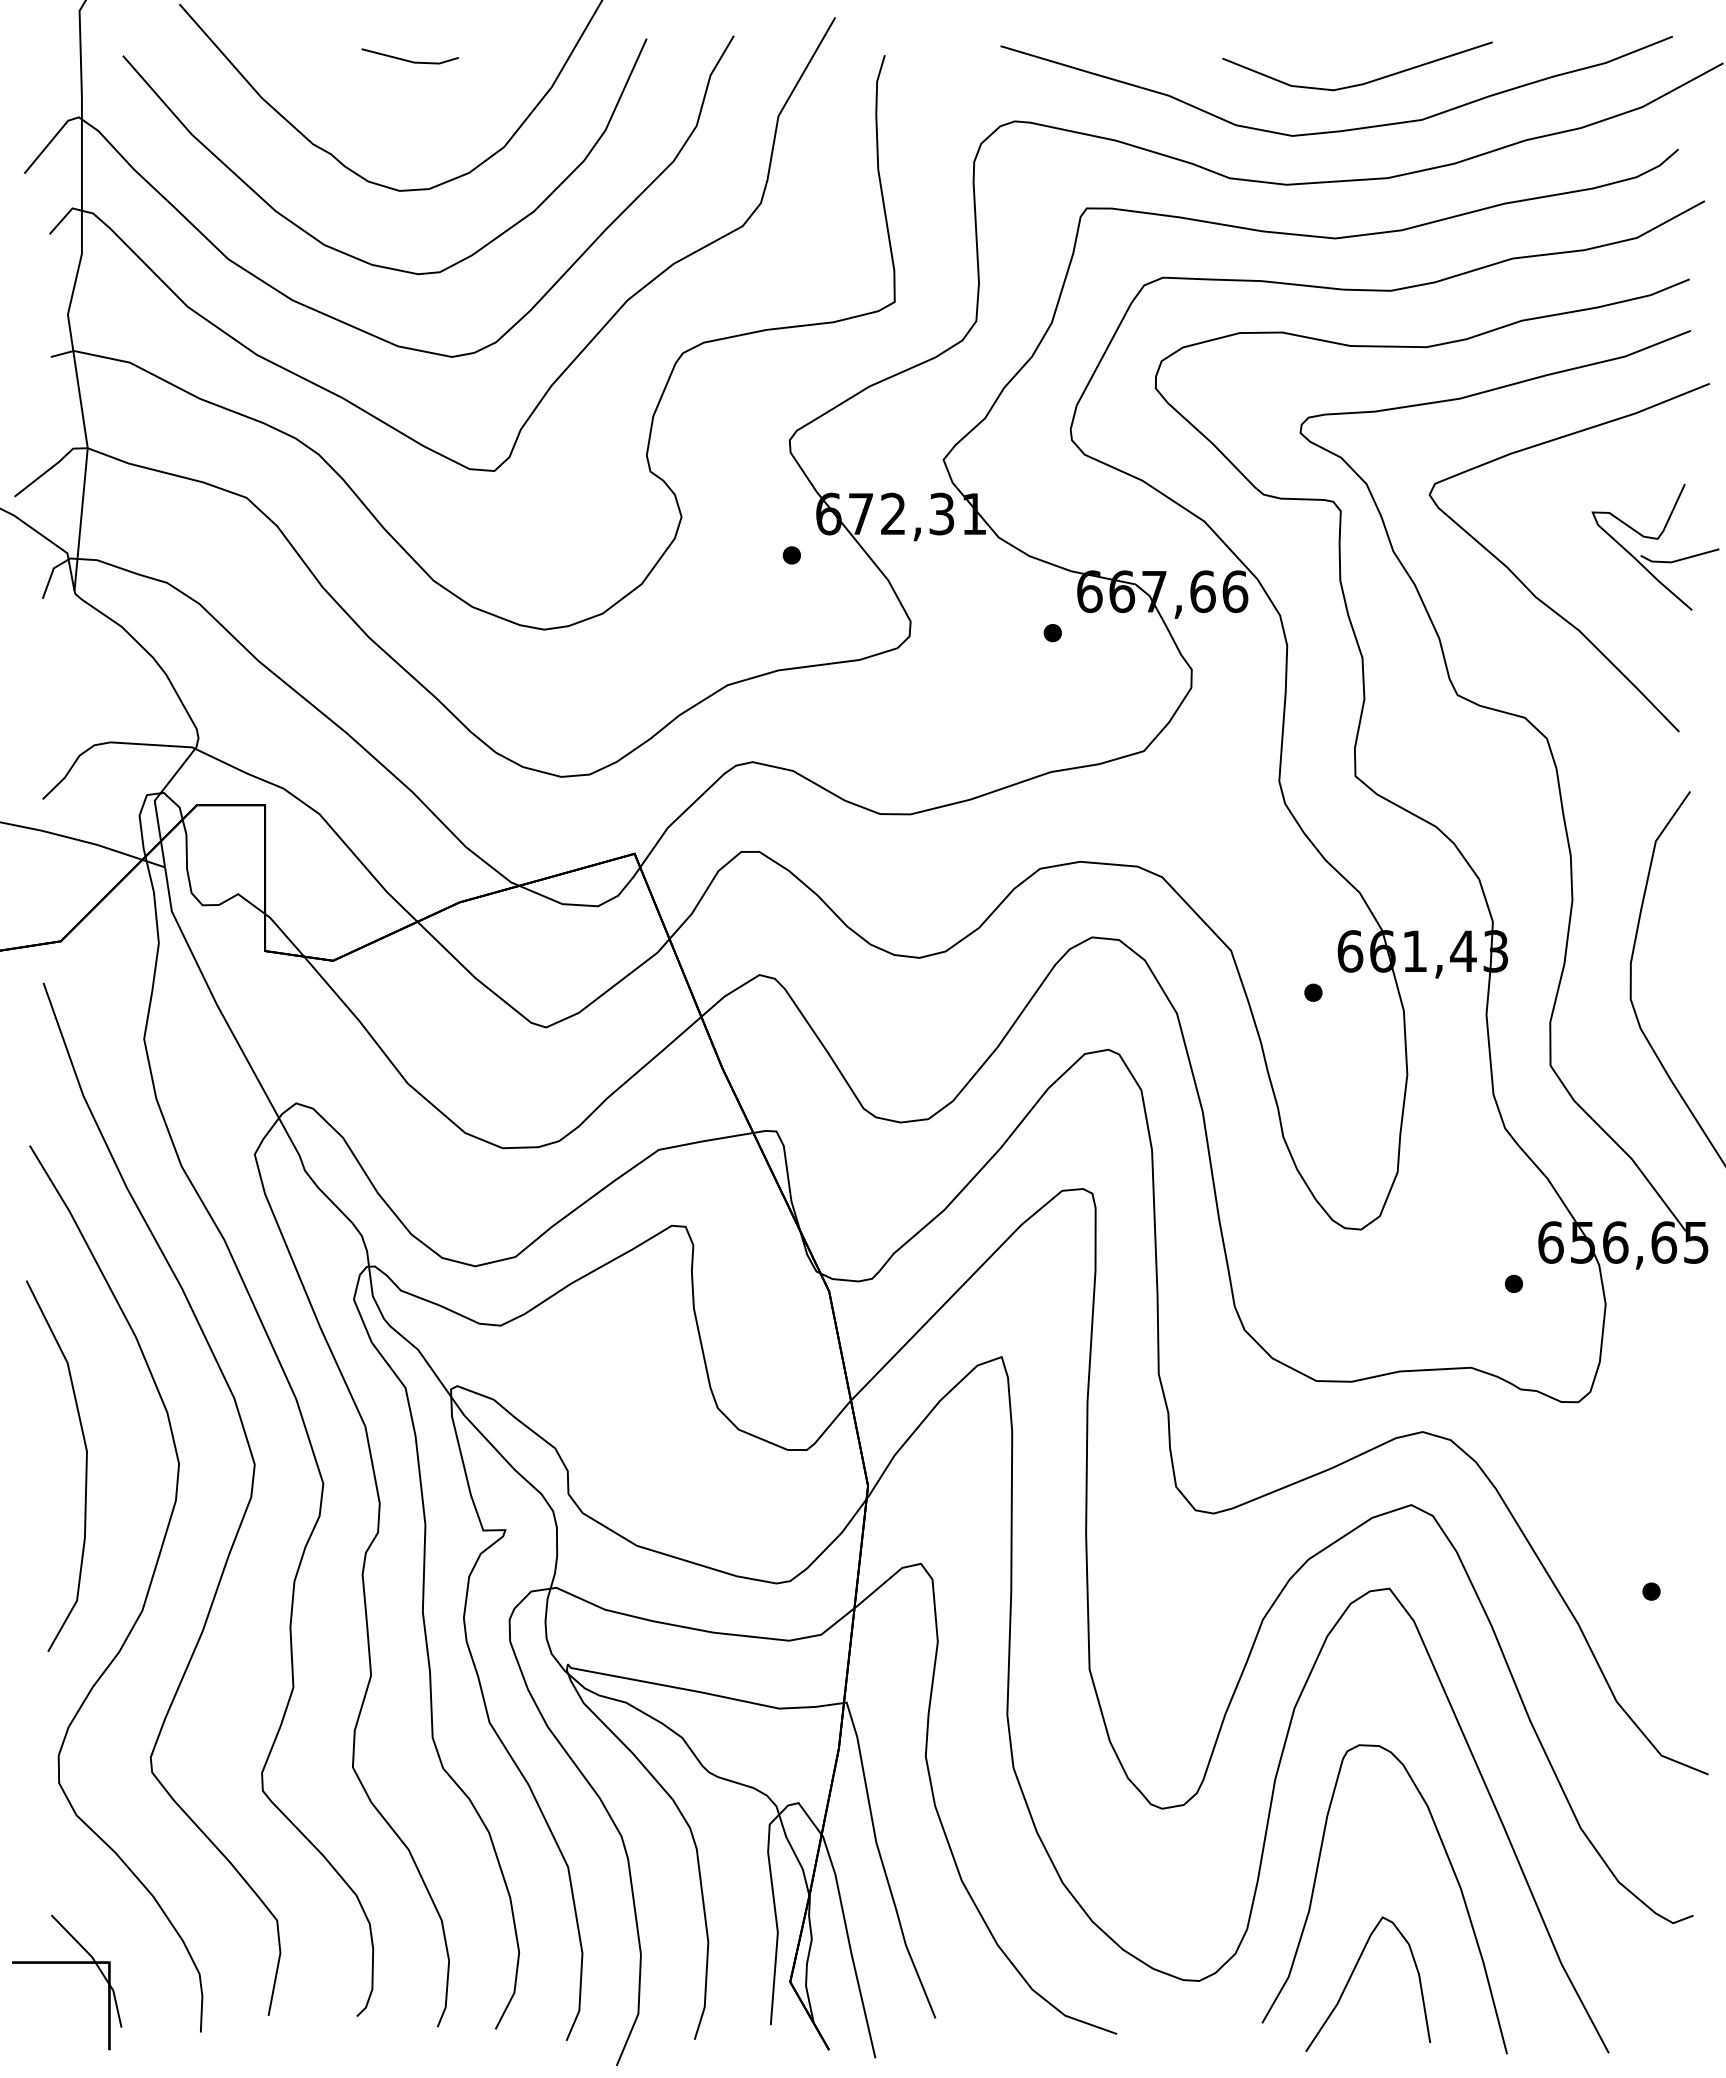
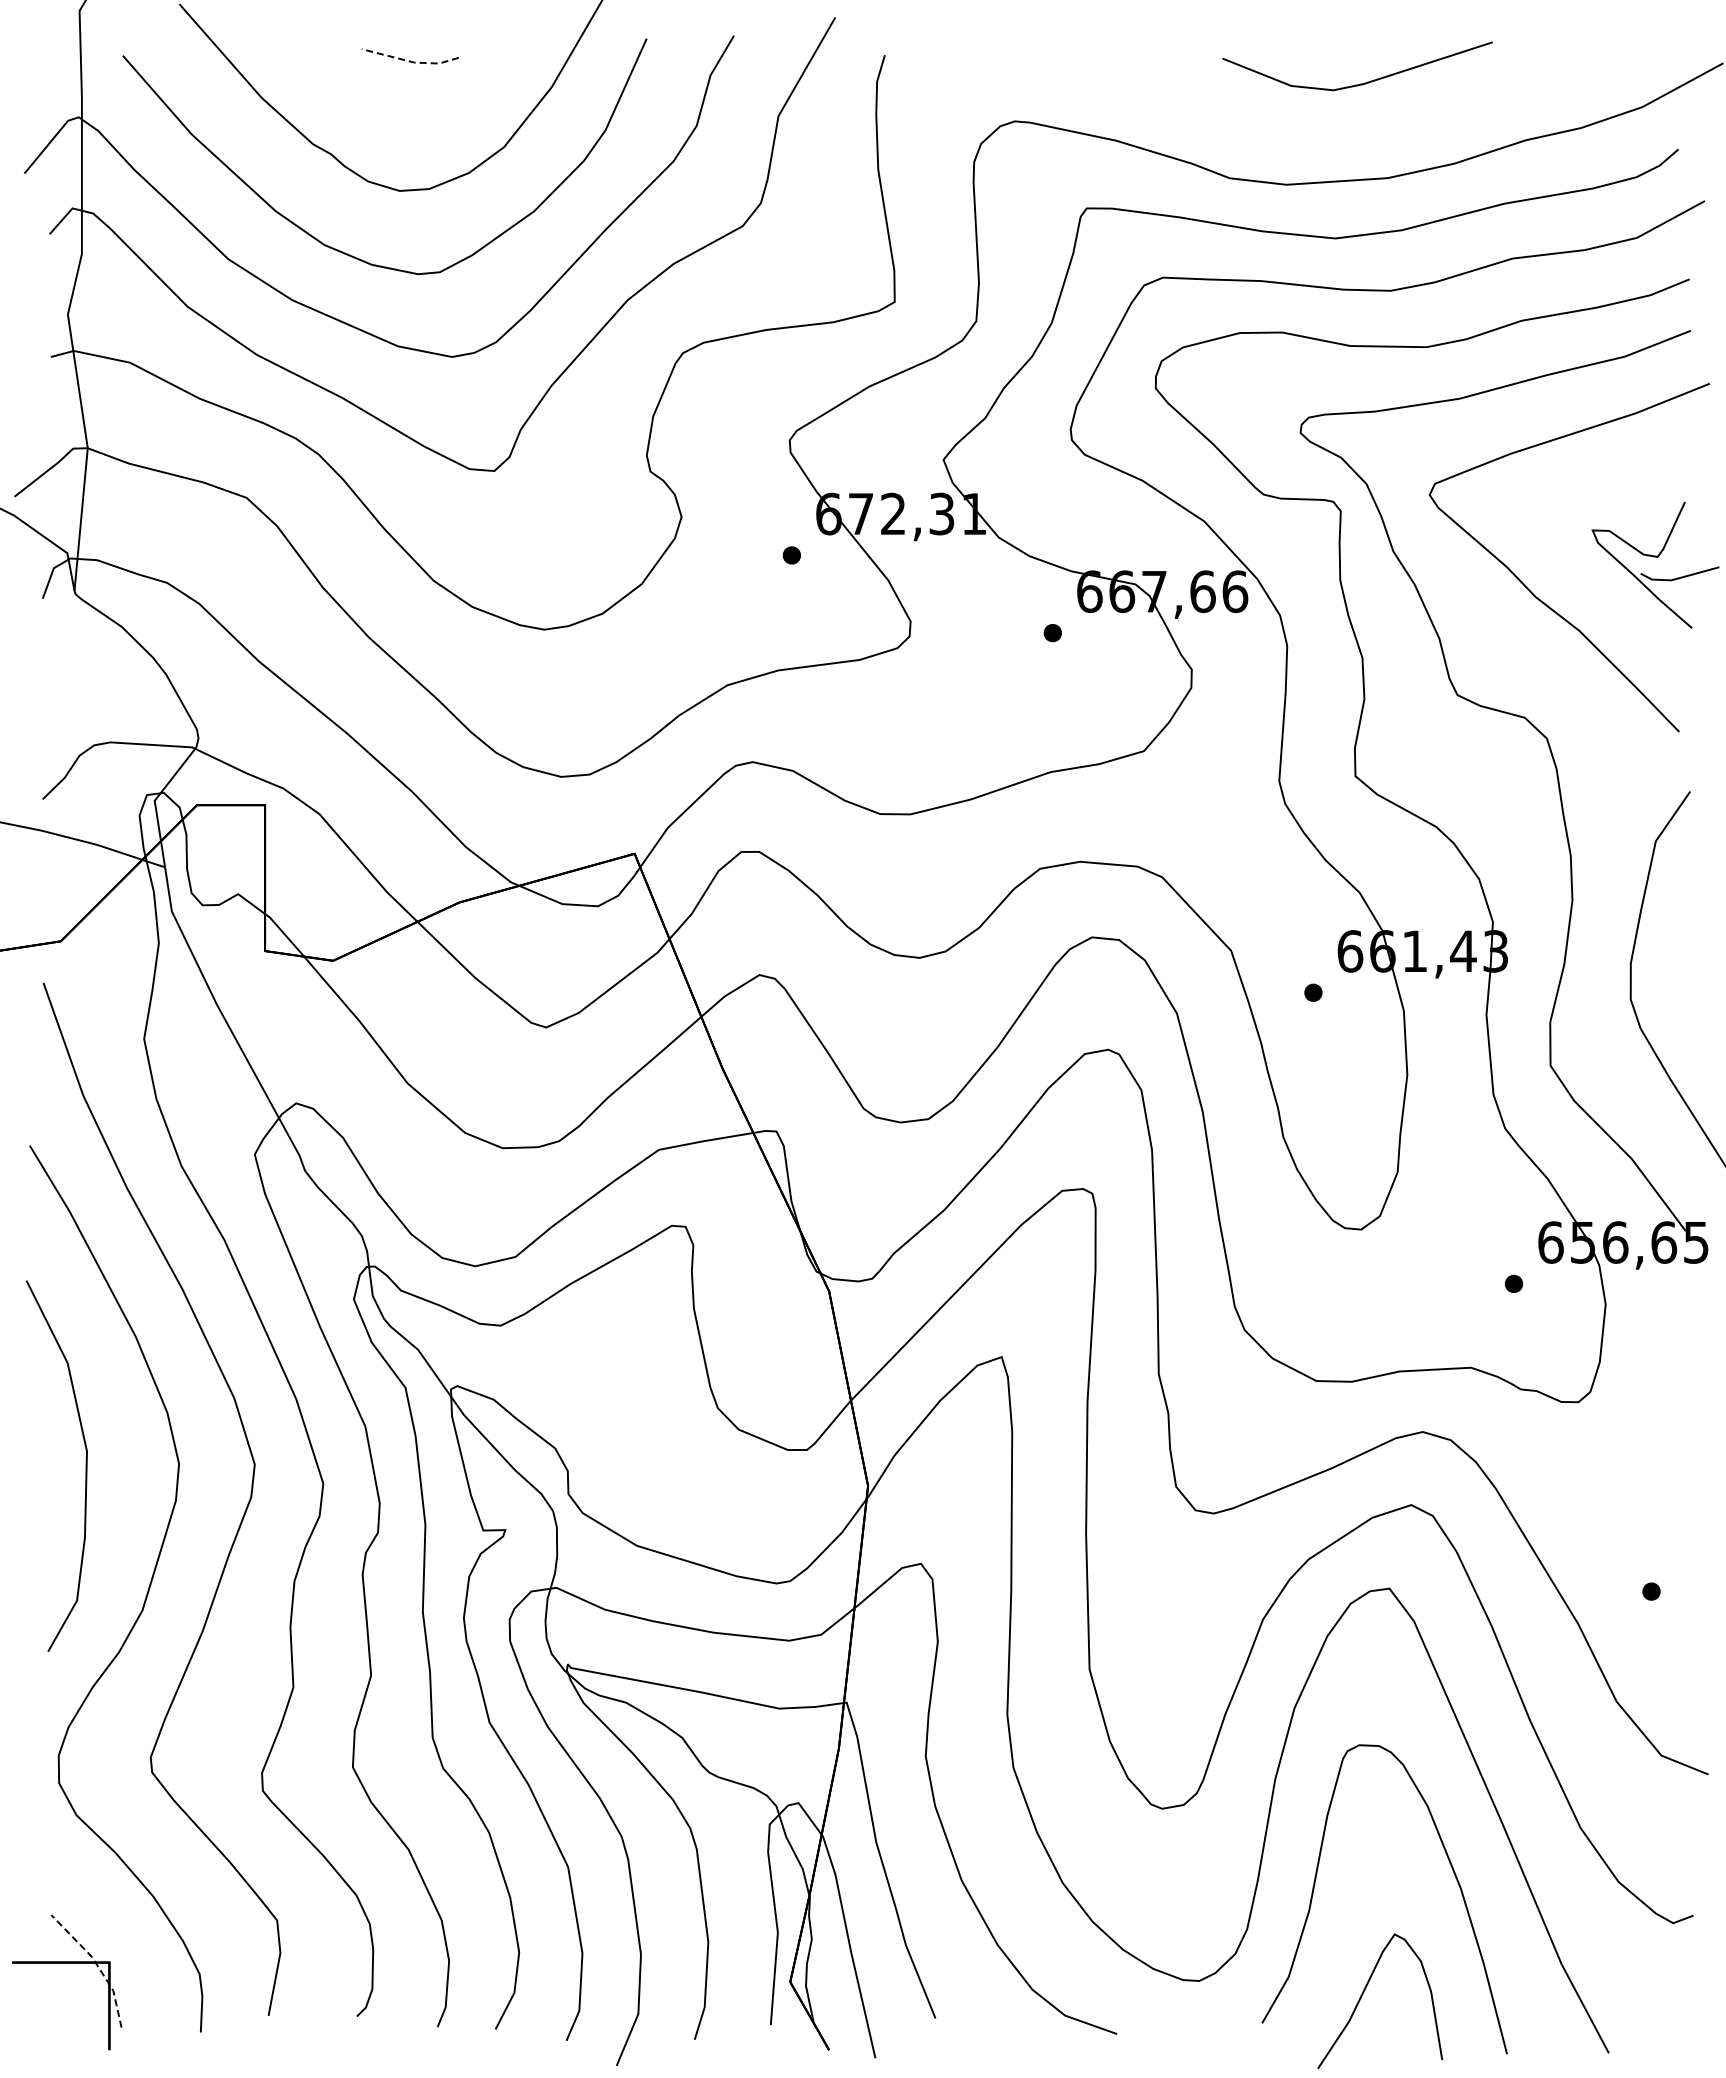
line: solid -> dashed (410, 61)
curve: present -> none (1344, 129)
part position: (1655, 539) -> (1655, 557) (1655, 557)
line: solid -> dashed (96, 1964)
curve position: (1352, 1975) -> (1364, 1992) (1364, 1992)
